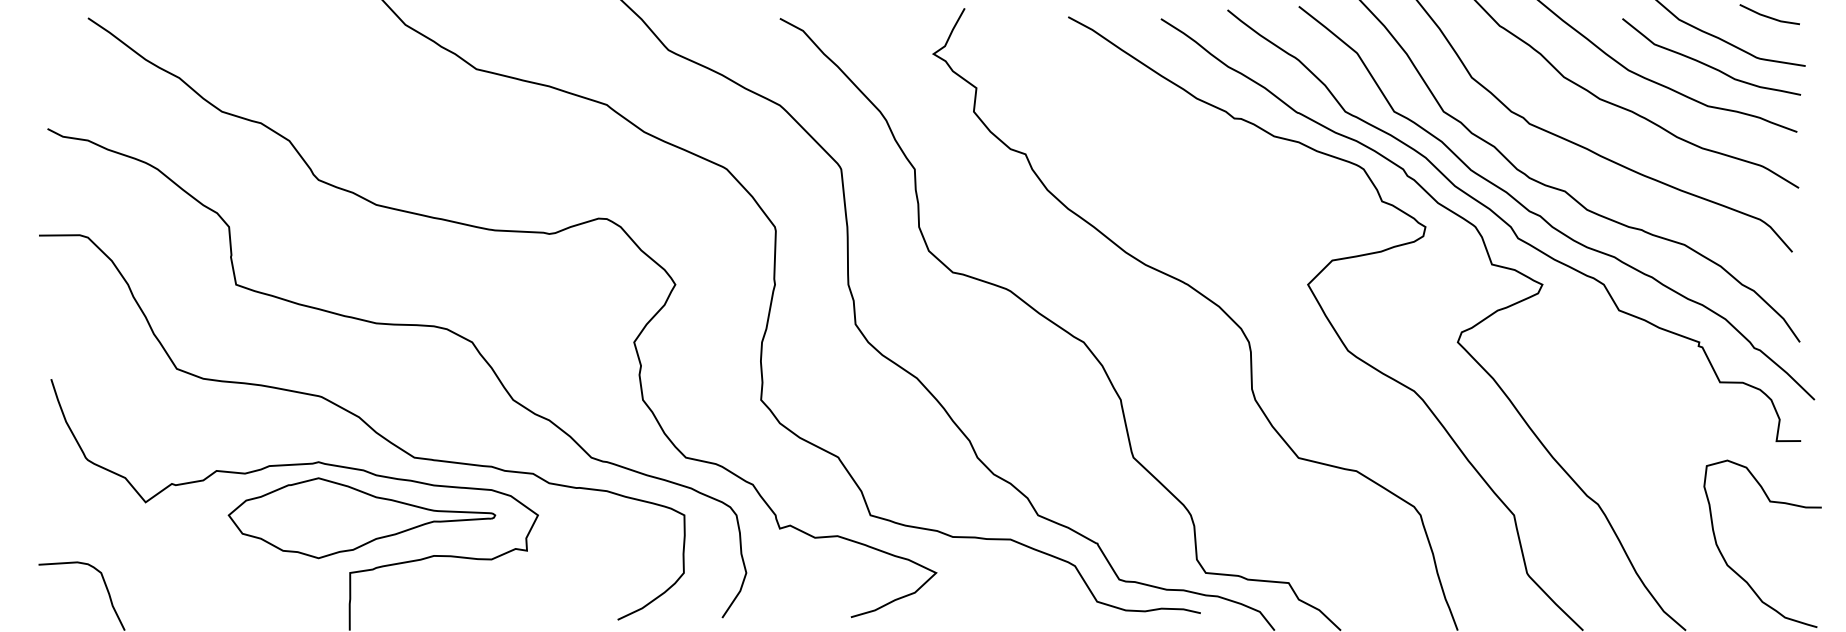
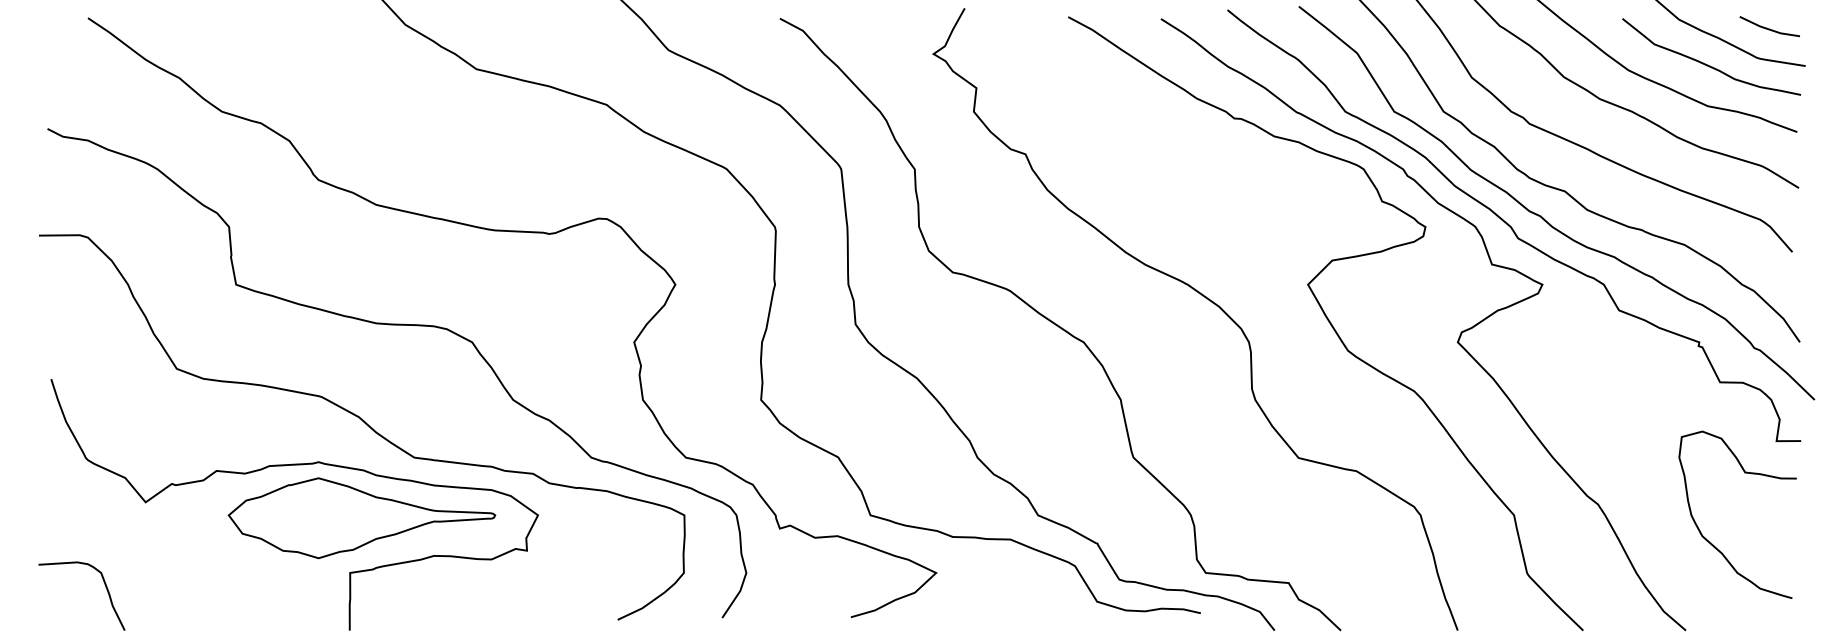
line position: (1769, 16) -> (1769, 28) (1769, 28)
curve position: (1737, 572) -> (1712, 543) (1712, 543)
